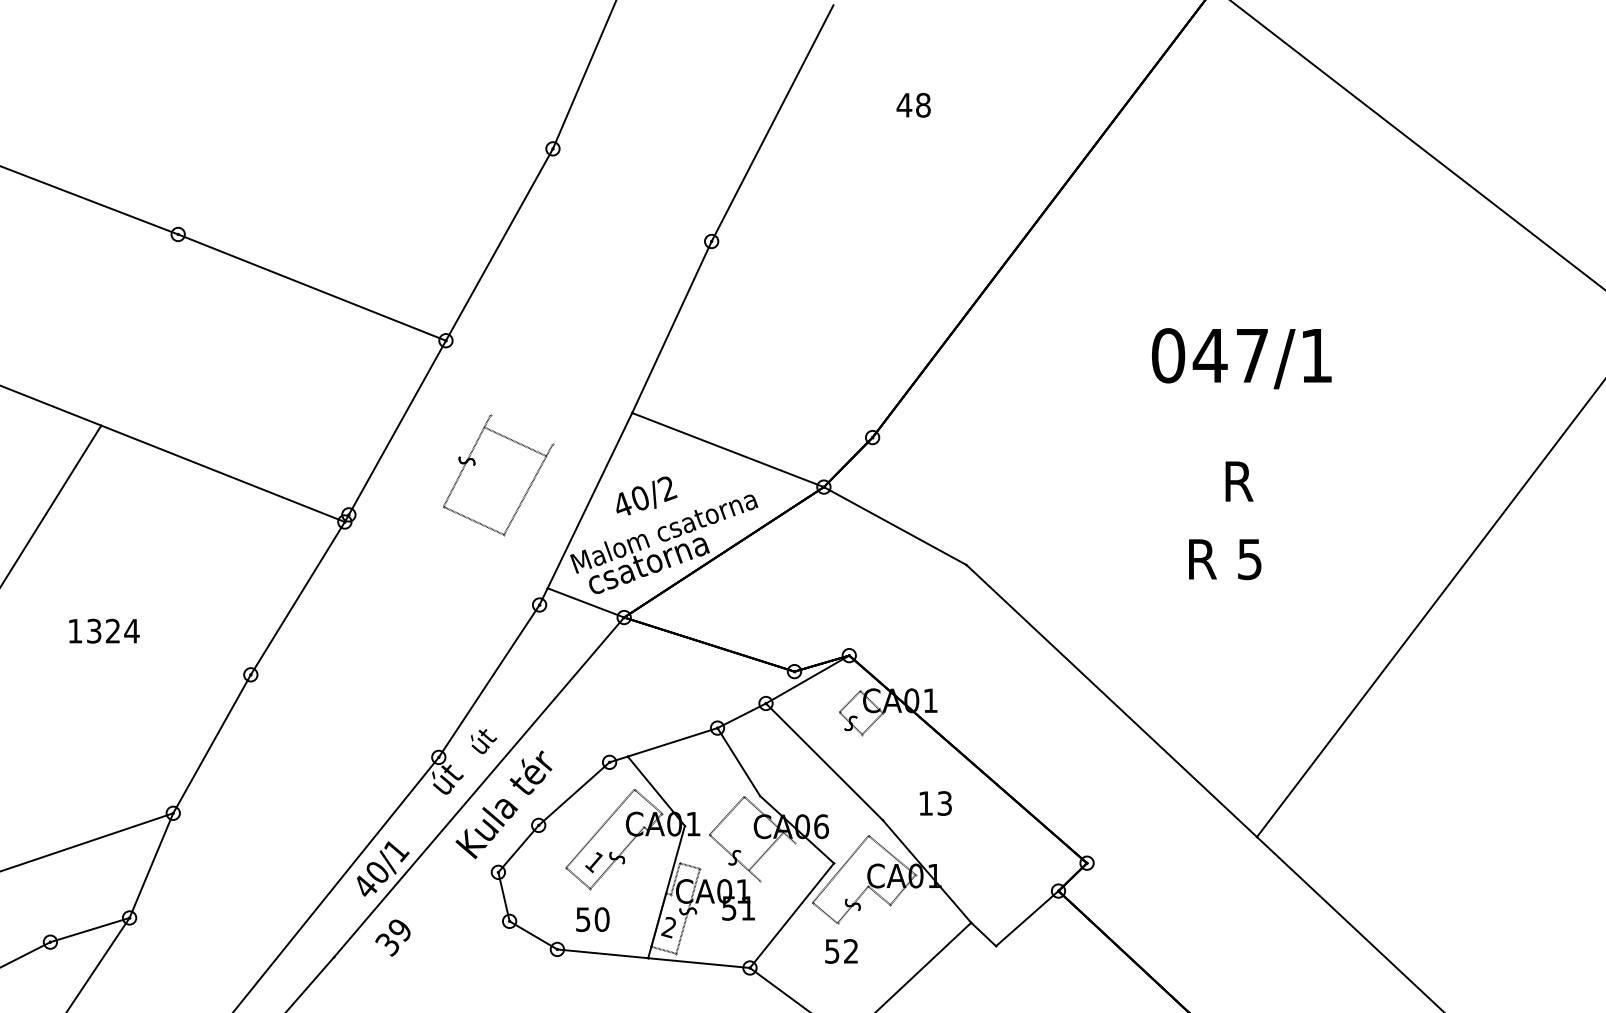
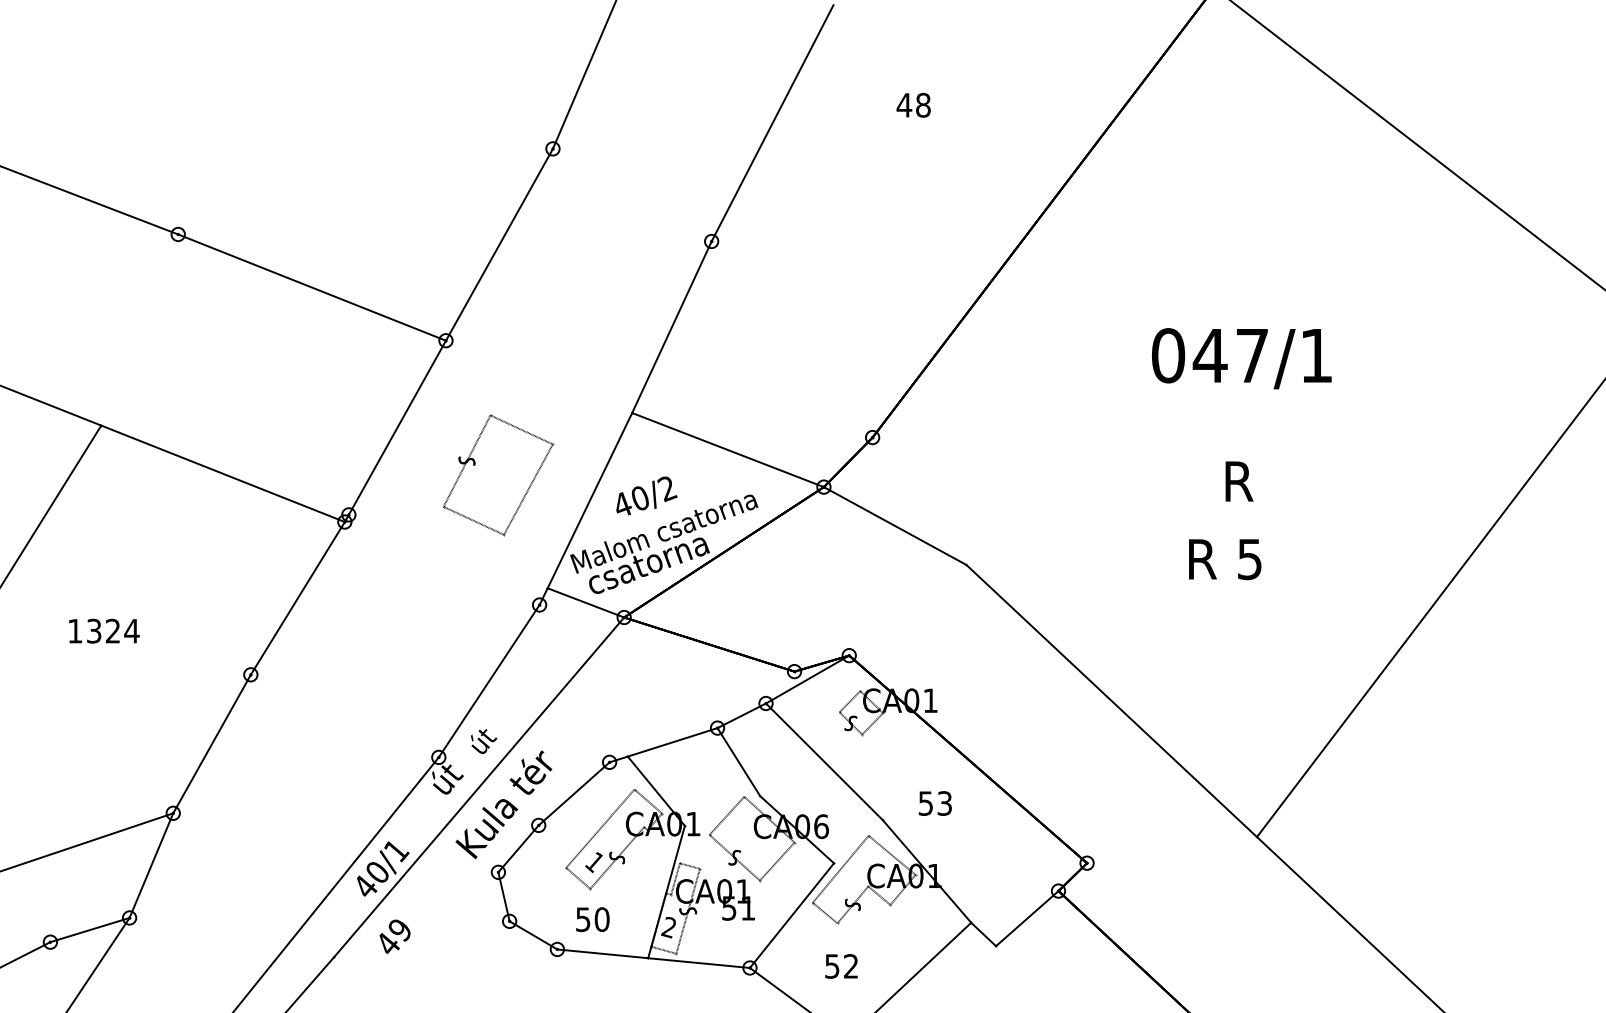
line position: (515, 441) -> (521, 429) (521, 429)
text: 13 -> 53 (925, 803)
line position: (765, 851) -> (776, 861) (776, 861)
text: 39 -> 49 (387, 944)
text position: (841, 951) -> (841, 966) (841, 966)
